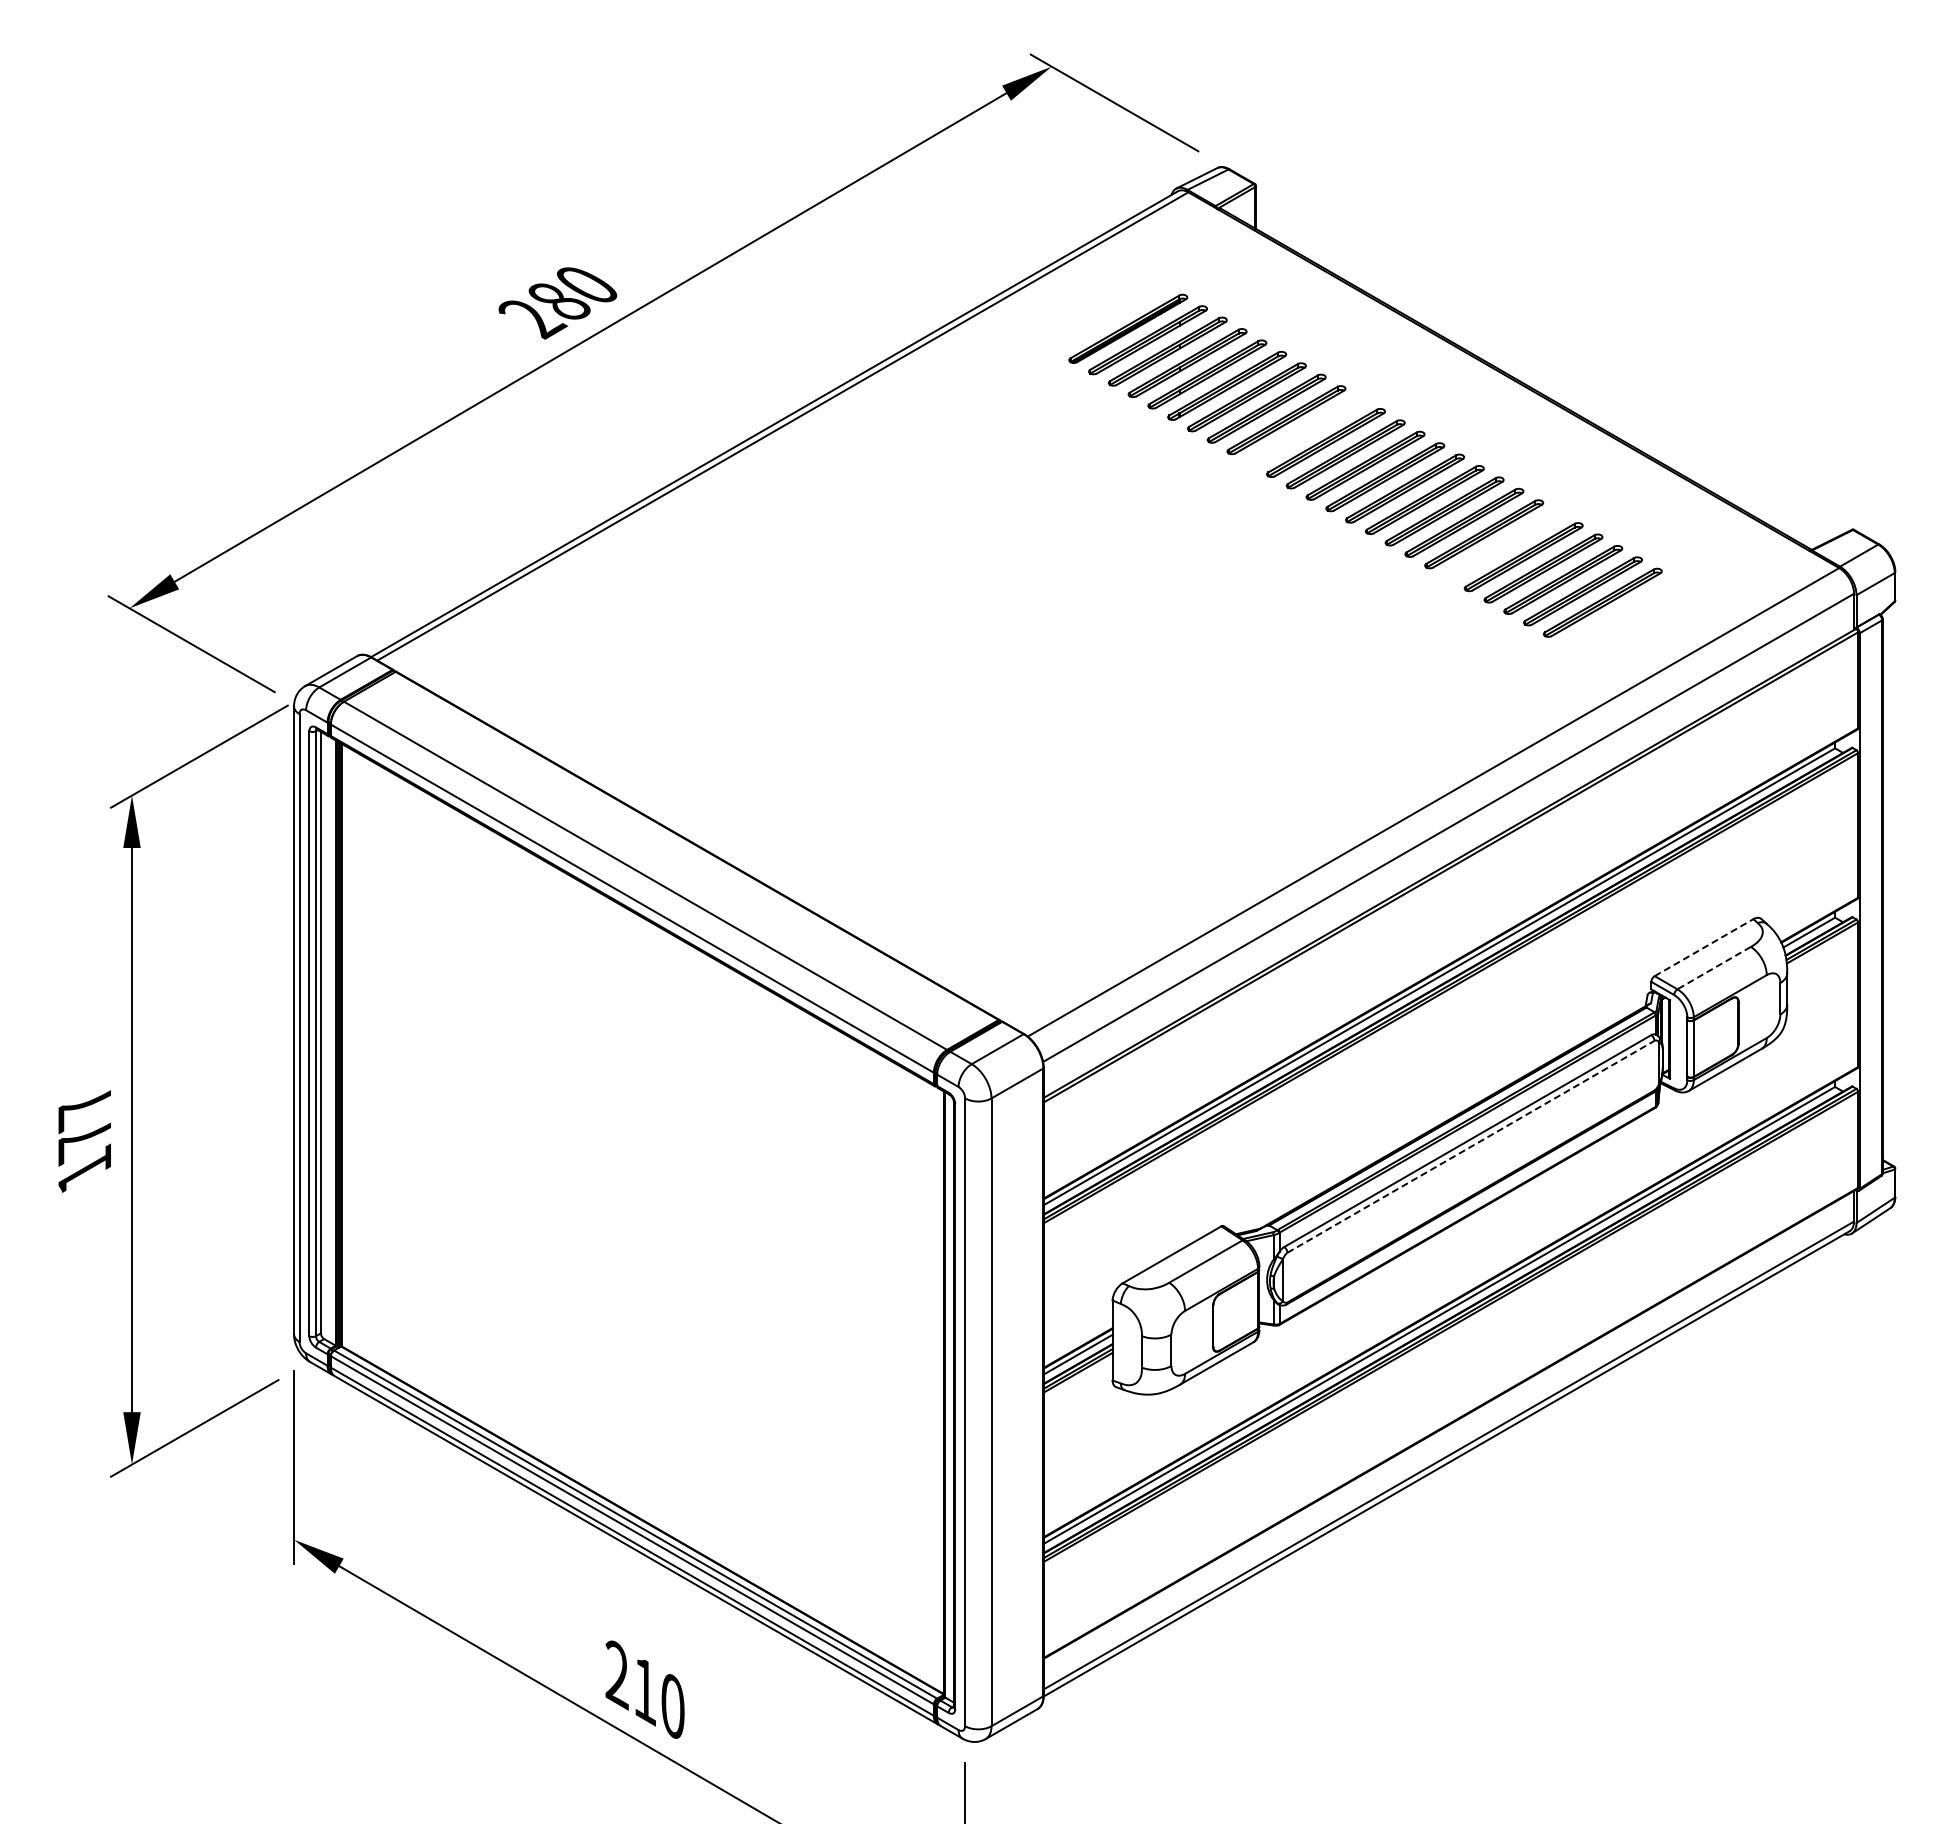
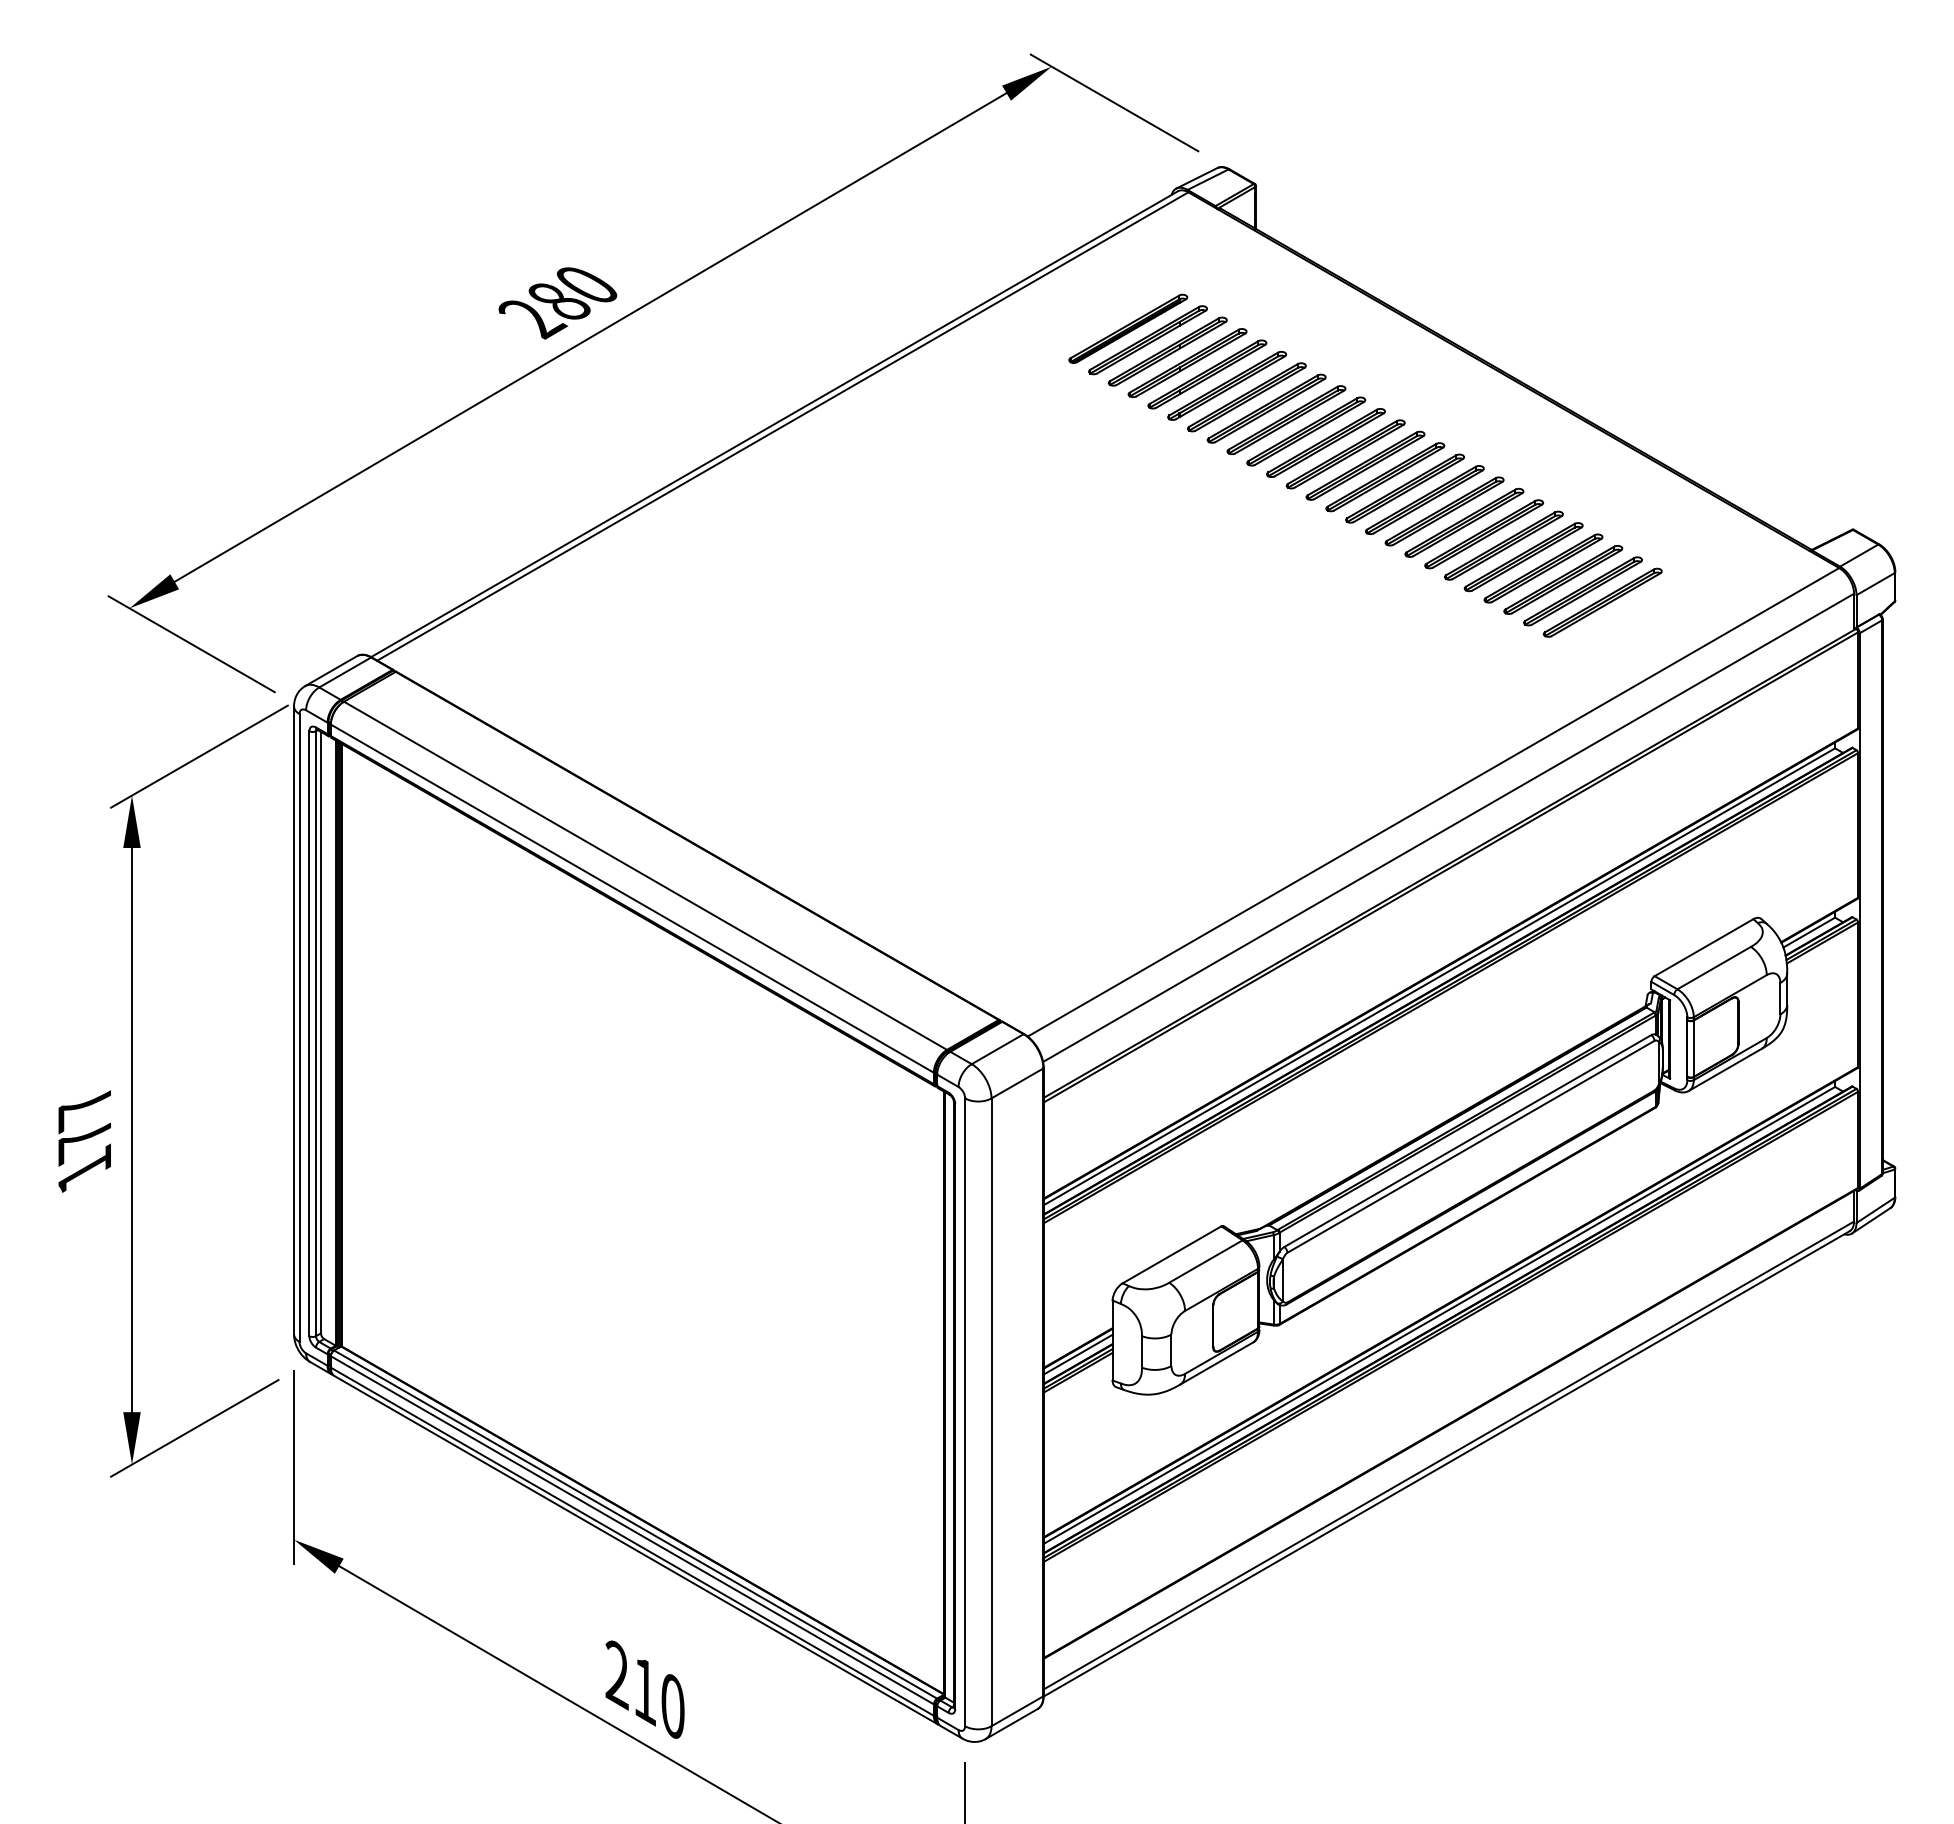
part: none -> present (1306, 431)
part: none -> present (1503, 545)
line: dashed -> solid (1704, 947)
line: dashed -> solid (1713, 968)
line: dashed -> solid (1470, 1146)
